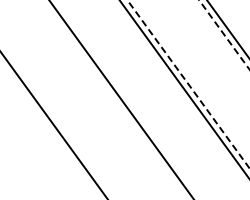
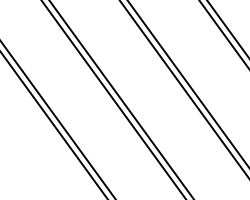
line: dashed -> solid (224, 35)
line: dashed -> solid (188, 84)
line: none -> present (113, 99)
line: none -> present (57, 119)
